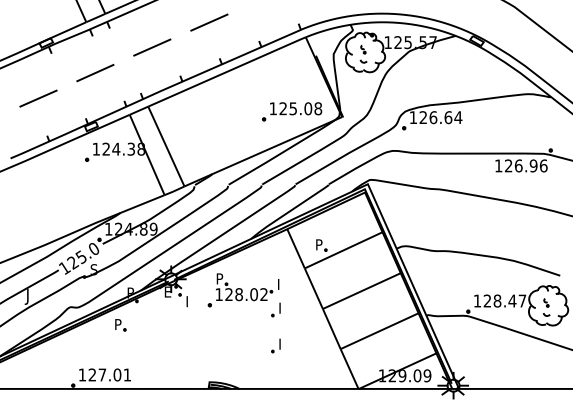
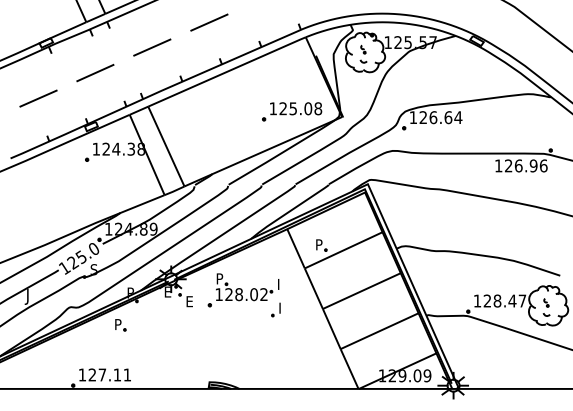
text: I -> E (190, 301)
part: present -> none (275, 345)
text: 127.01 -> 127.11 (117, 374)
